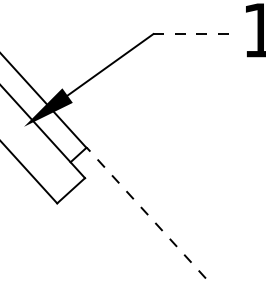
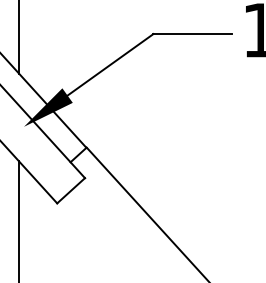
line: dashed -> solid (193, 34)
line: none -> present (19, 37)
line: dashed -> solid (147, 214)
line: none -> present (19, 220)
